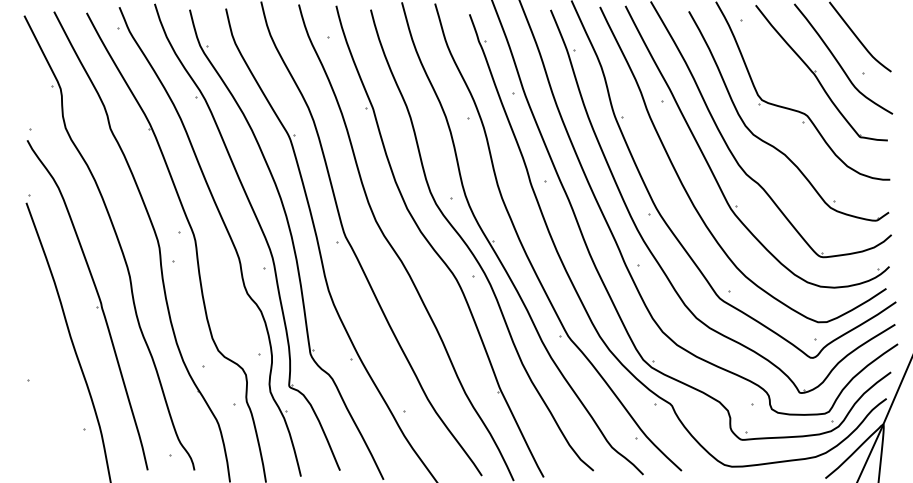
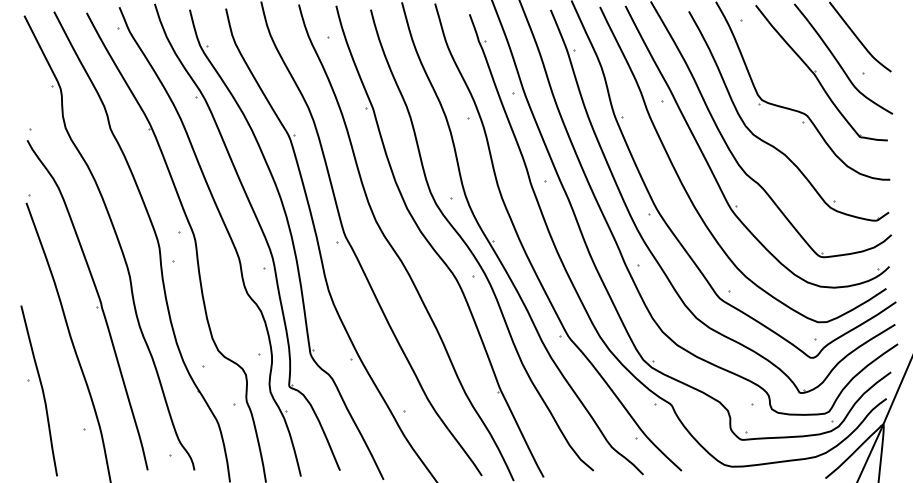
curve: none -> present (41, 389)
